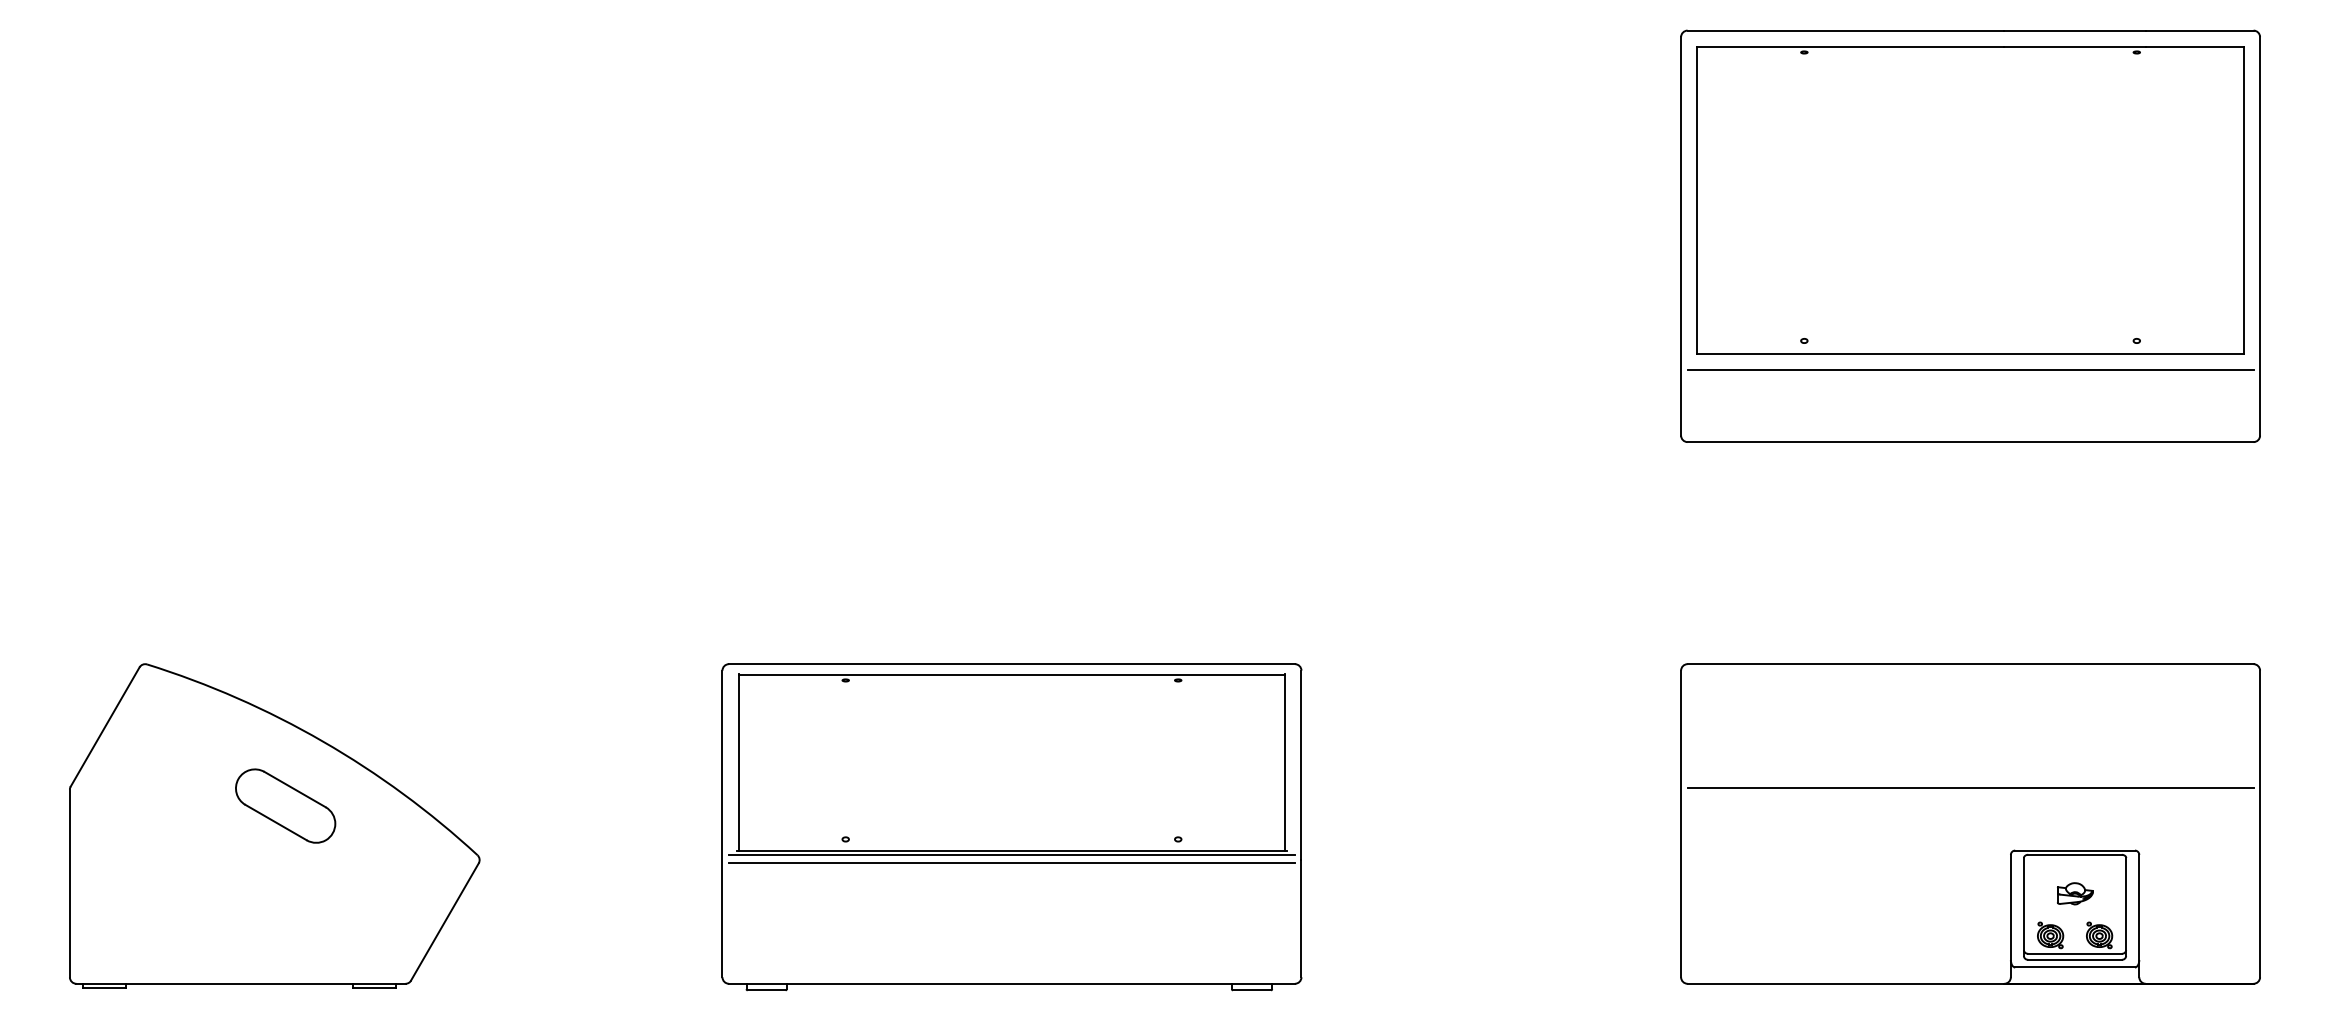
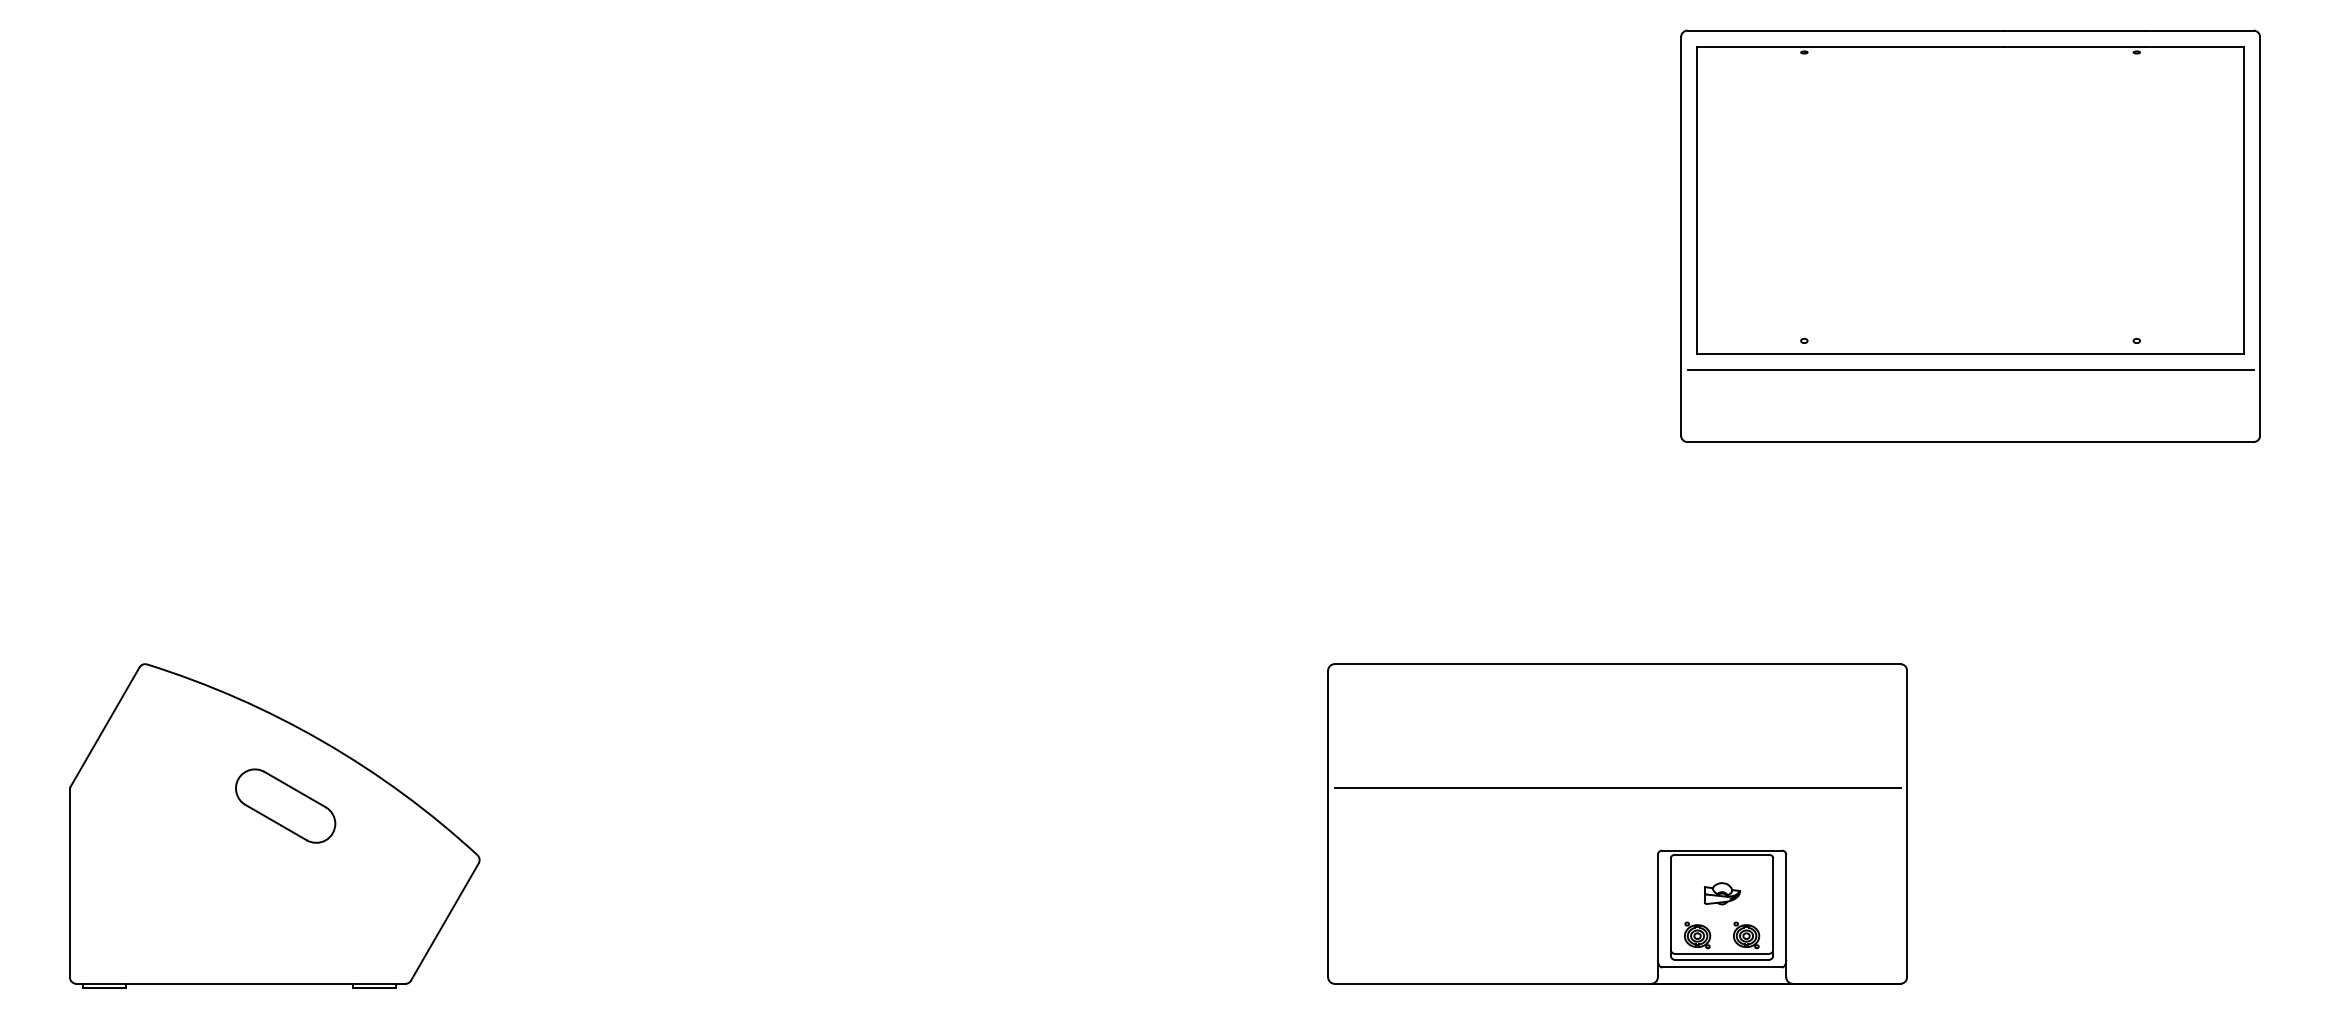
part position: (1970, 823) -> (1617, 823) (1617, 823)
part: present -> none (1011, 827)
